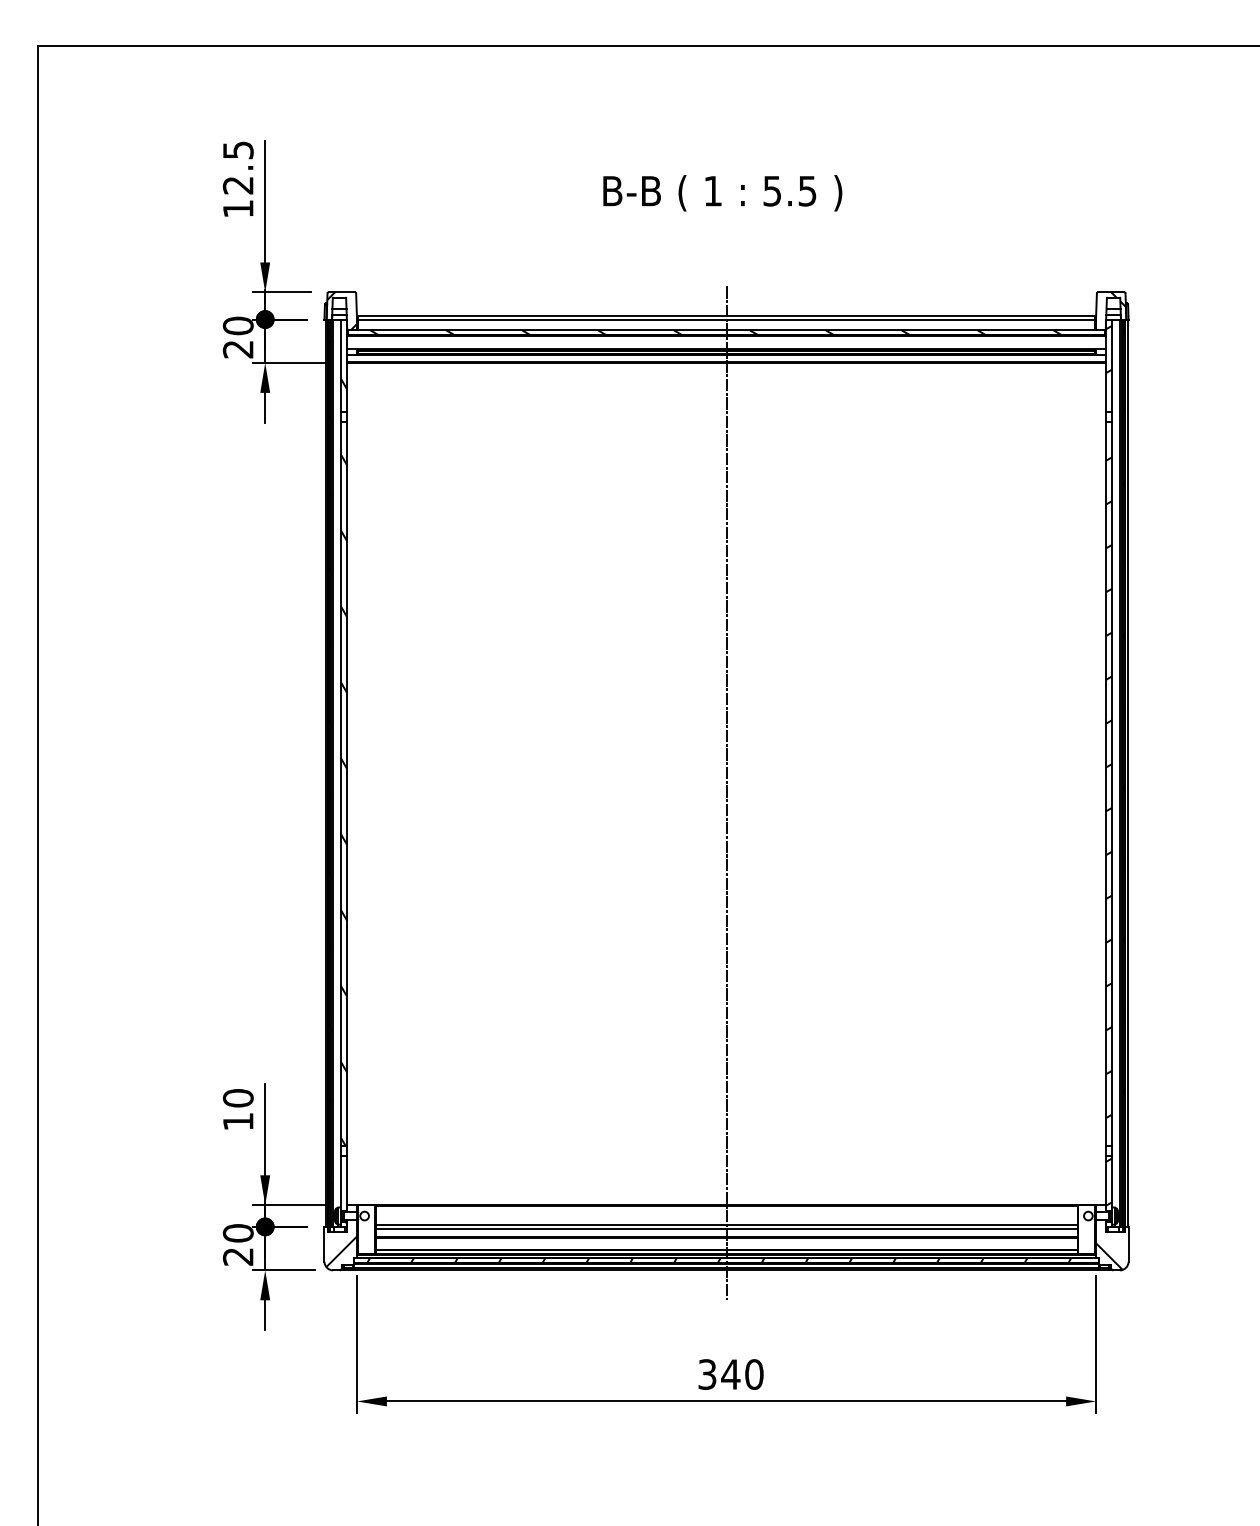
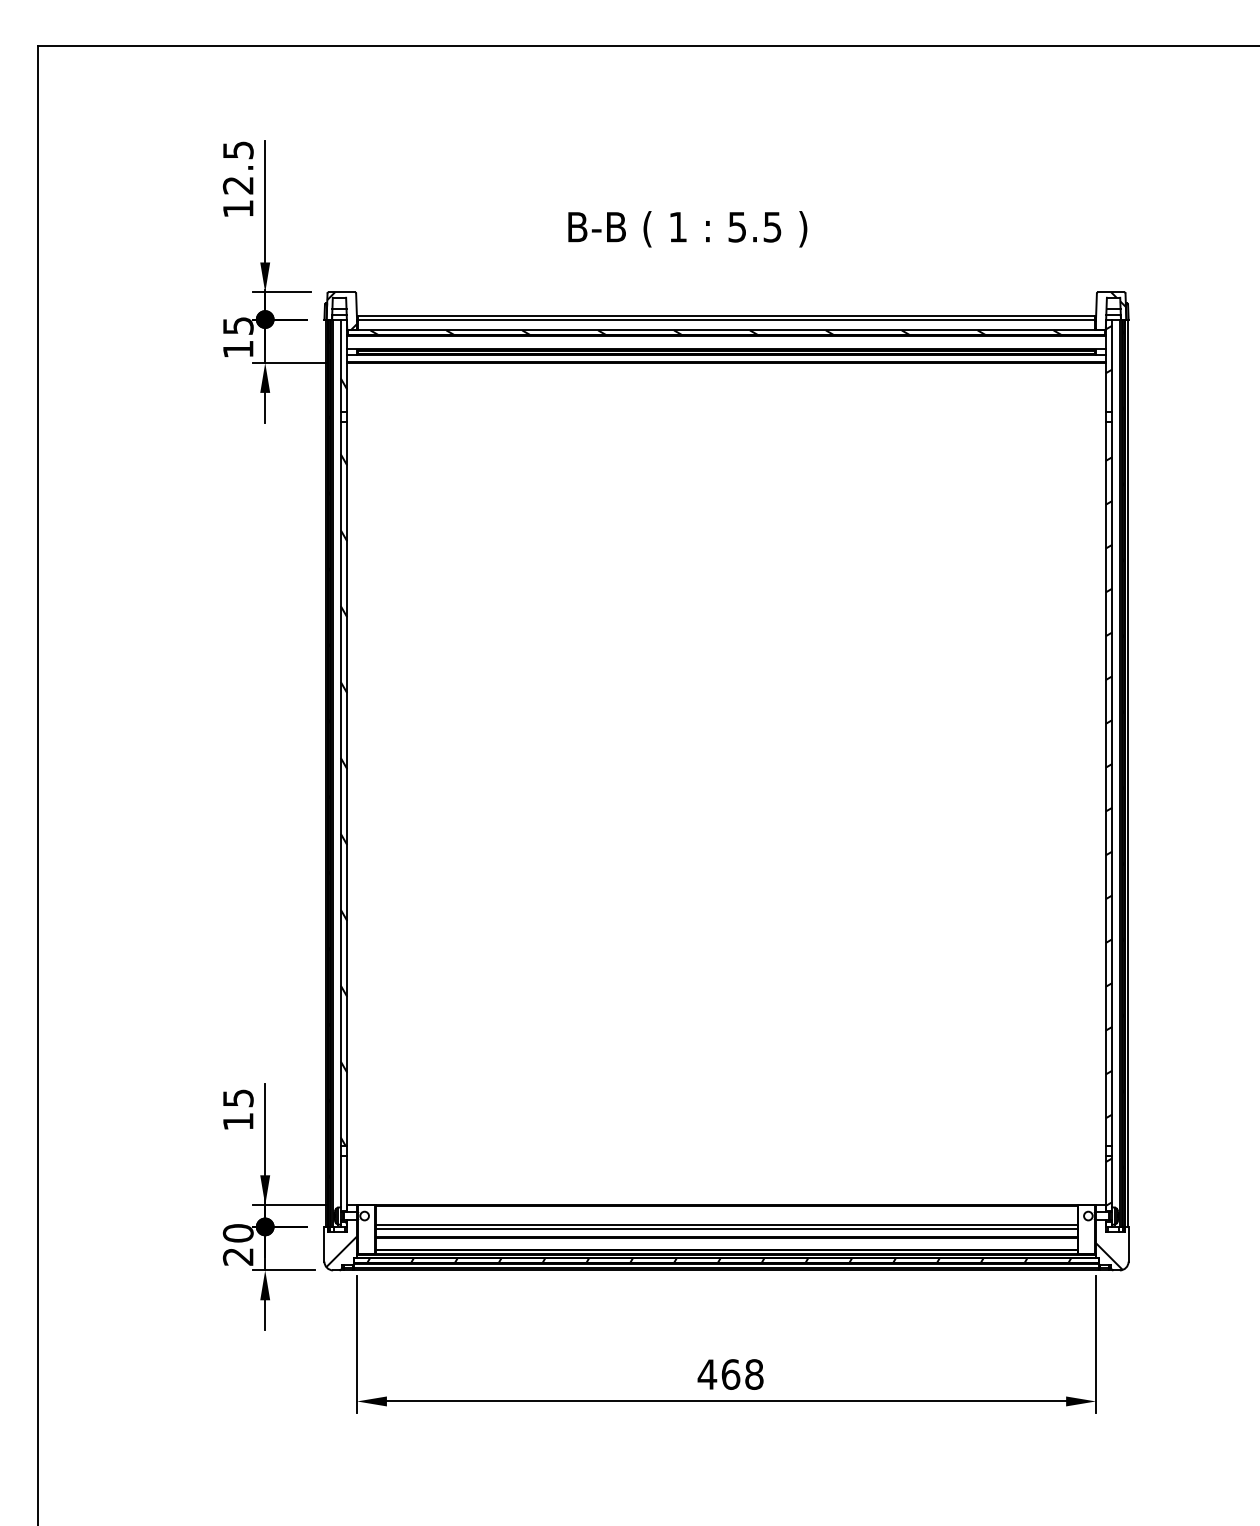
text position: (722, 193) -> (687, 229) (687, 229)
text: 20 -> 15 (237, 337)
line: present -> none (726, 793)
text: 10 -> 15 (237, 1098)
text: 340 -> 468 (730, 1374)
